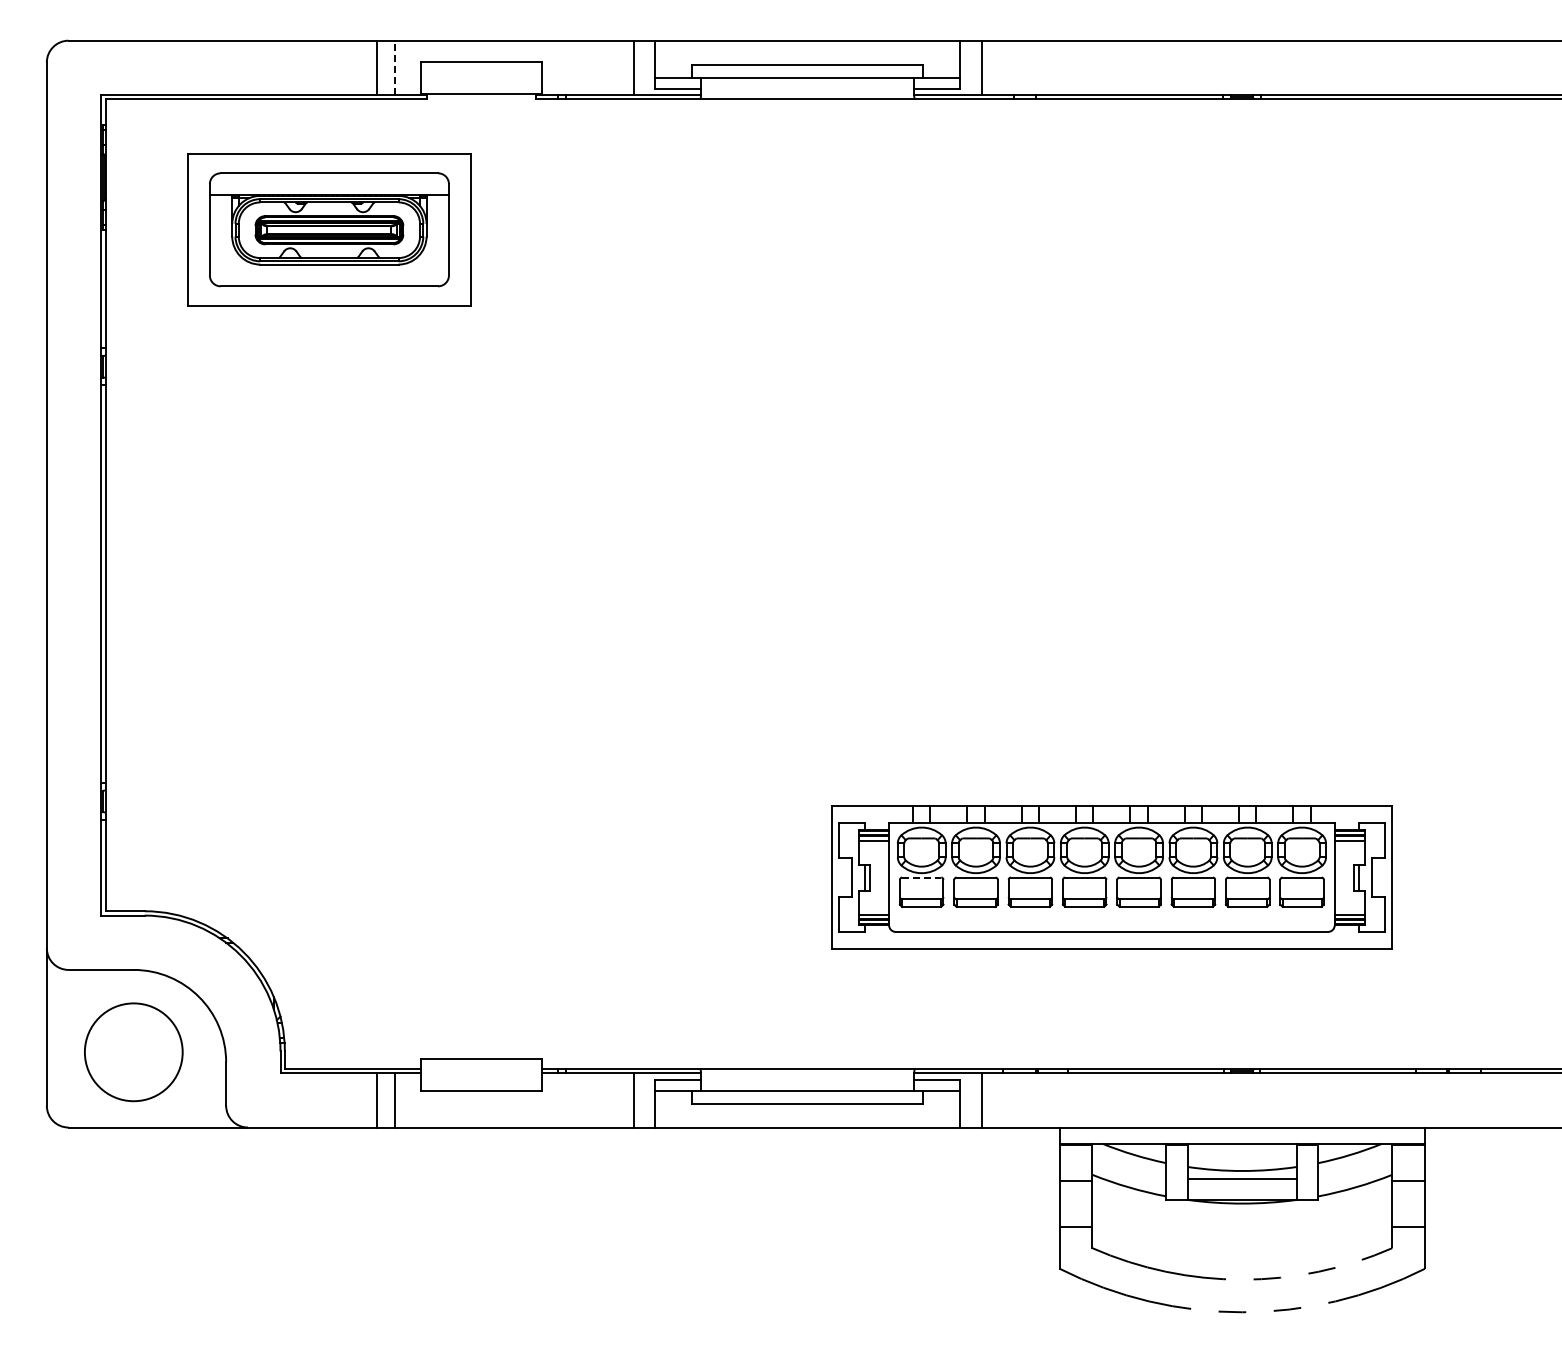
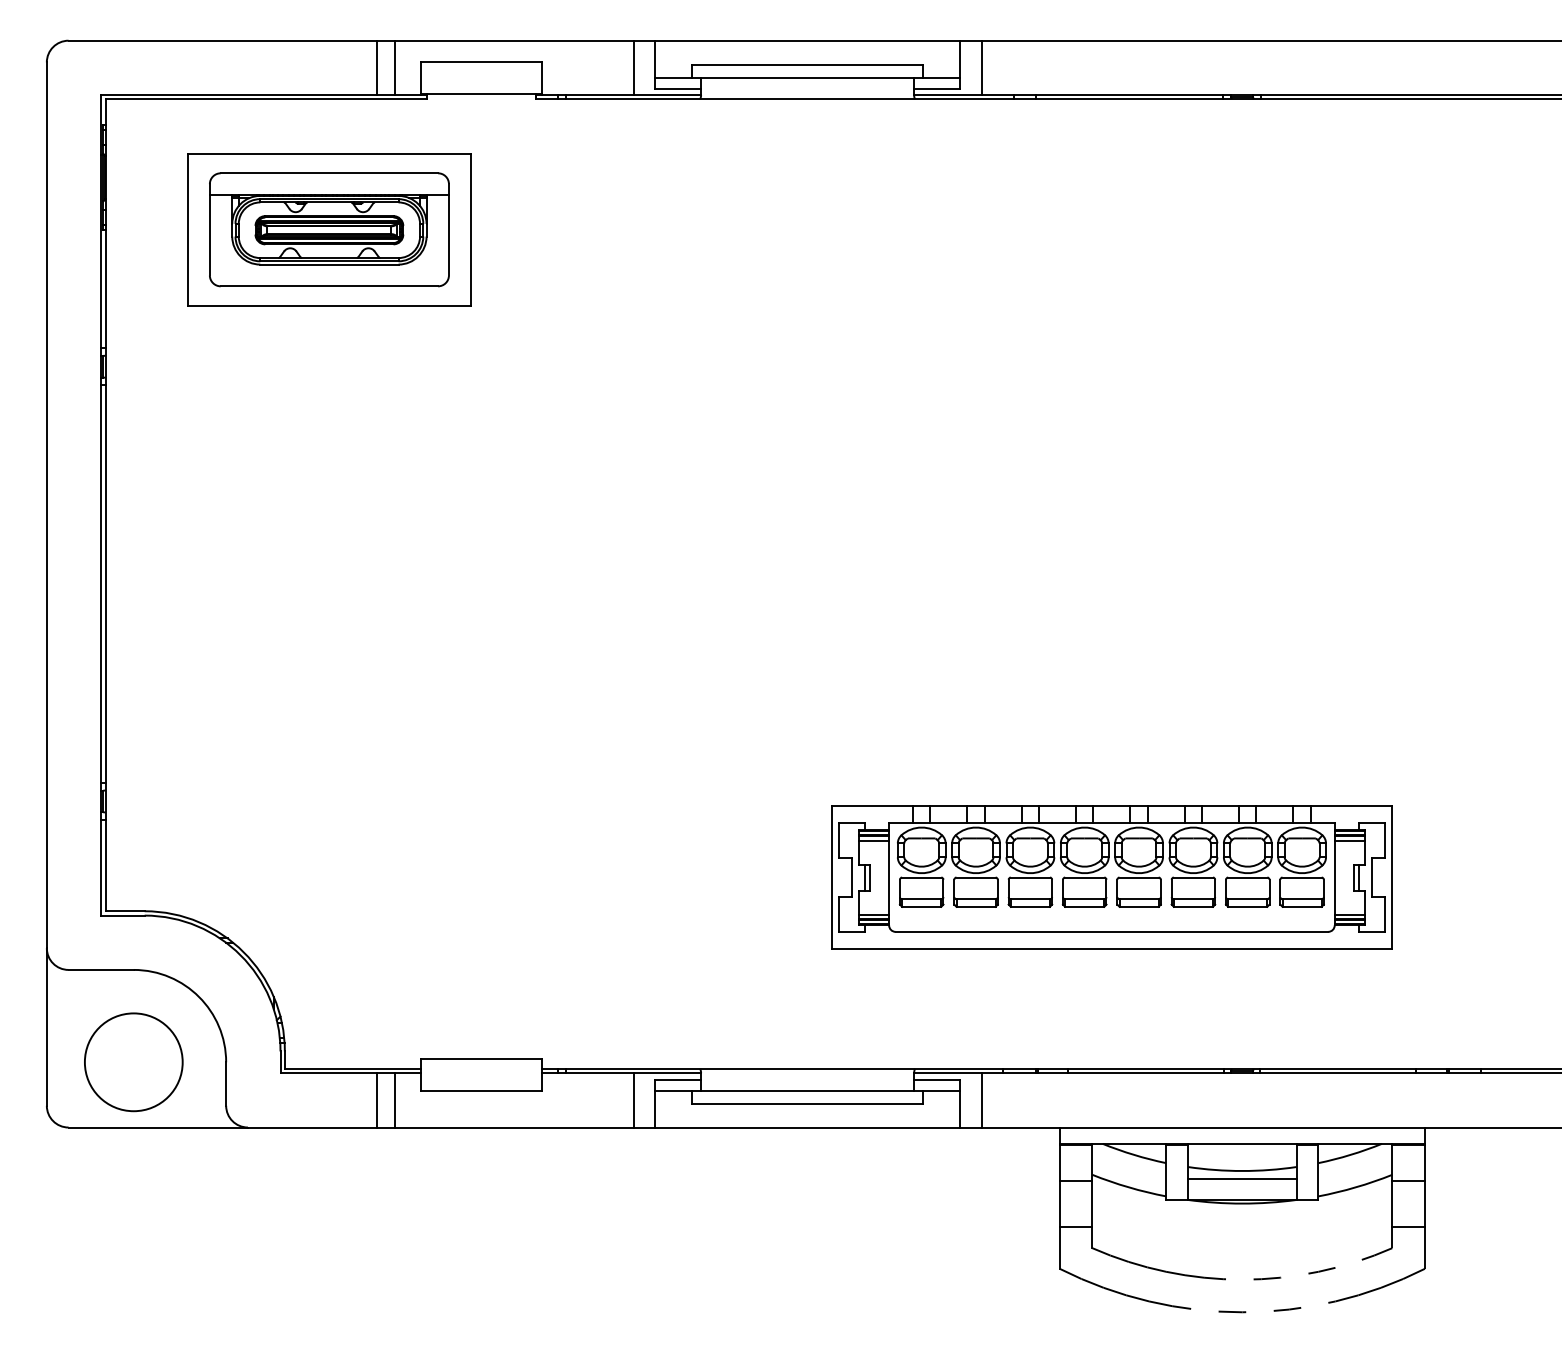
line: dashed -> solid (394, 67)
line: dashed -> solid (921, 877)
circle position: (133, 1052) -> (133, 1062) (133, 1062)
